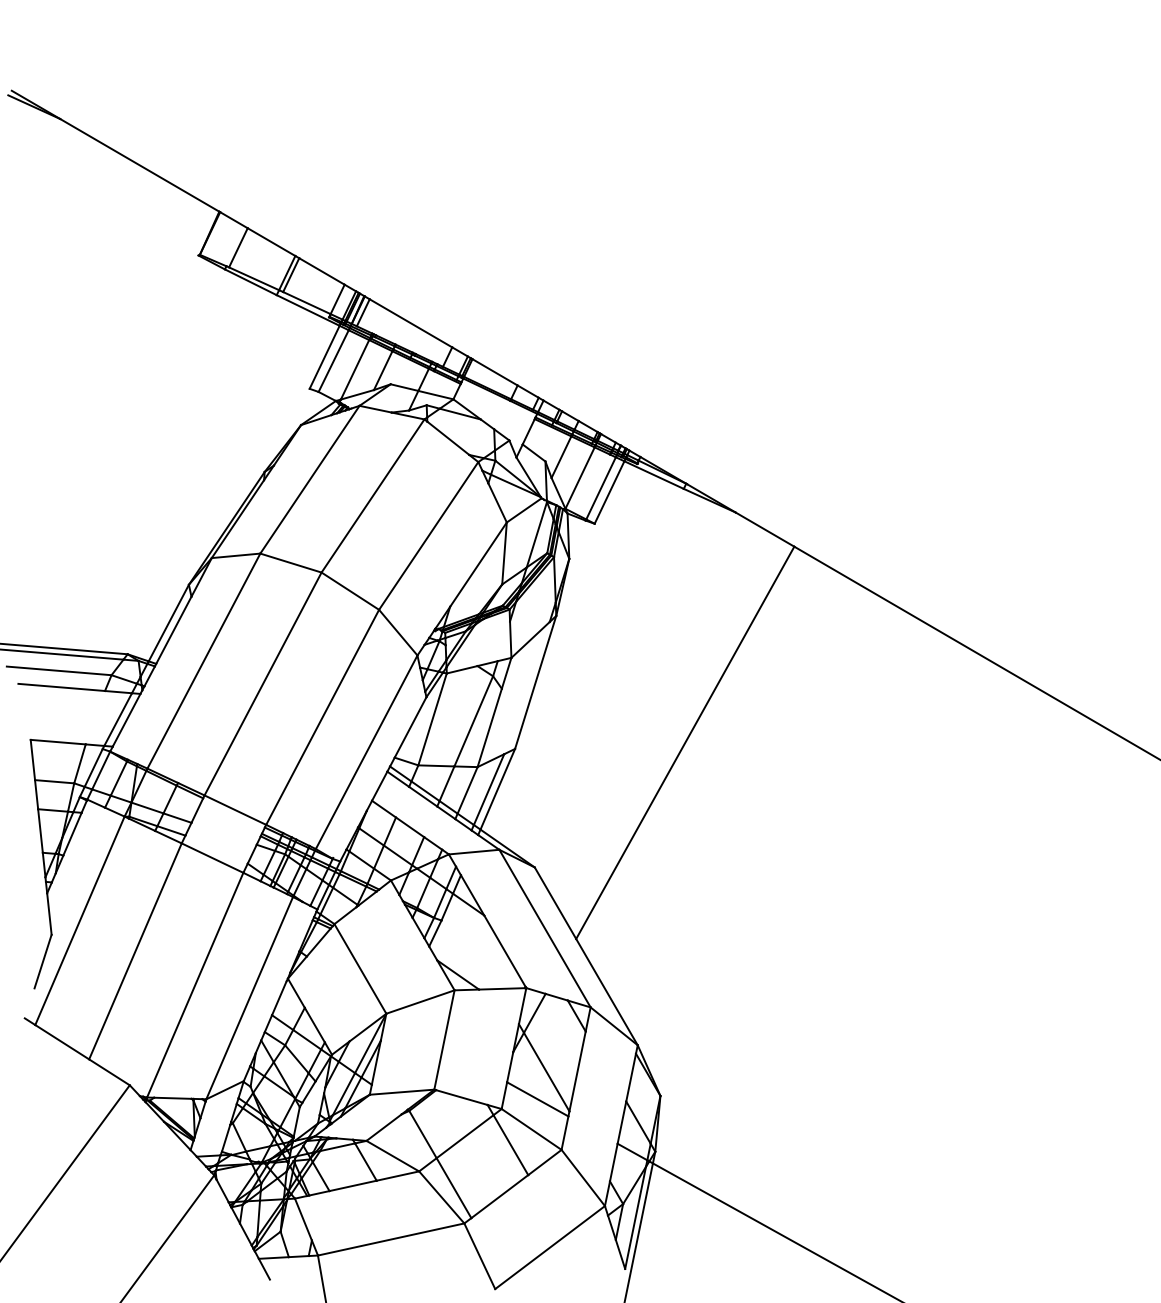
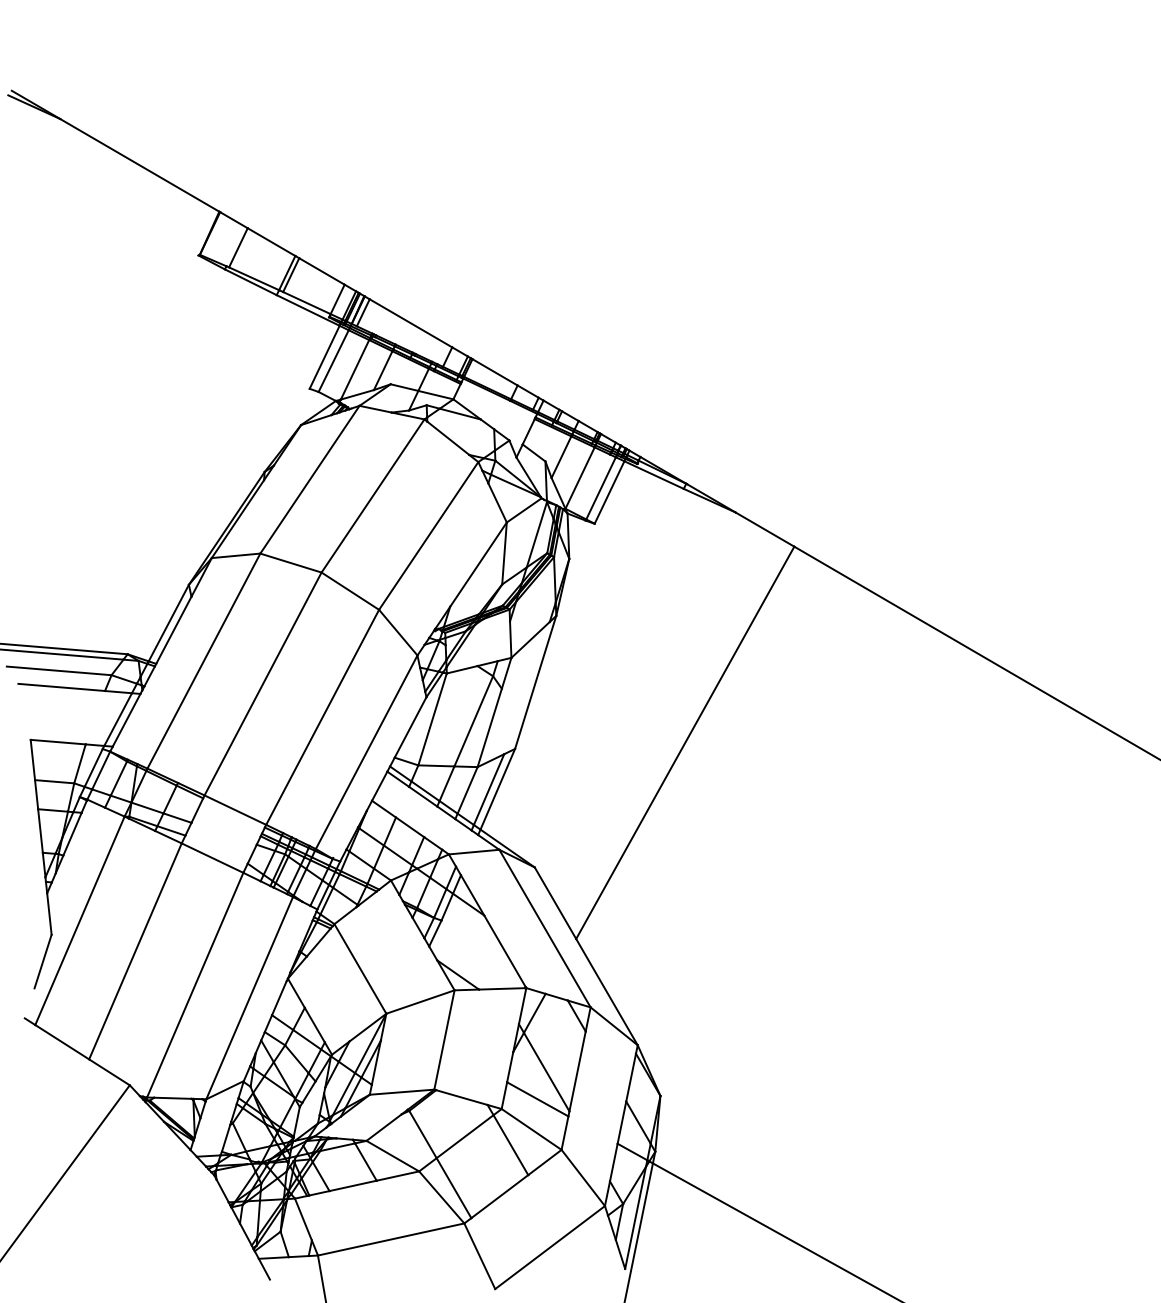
line: present -> none (168, 1237)
